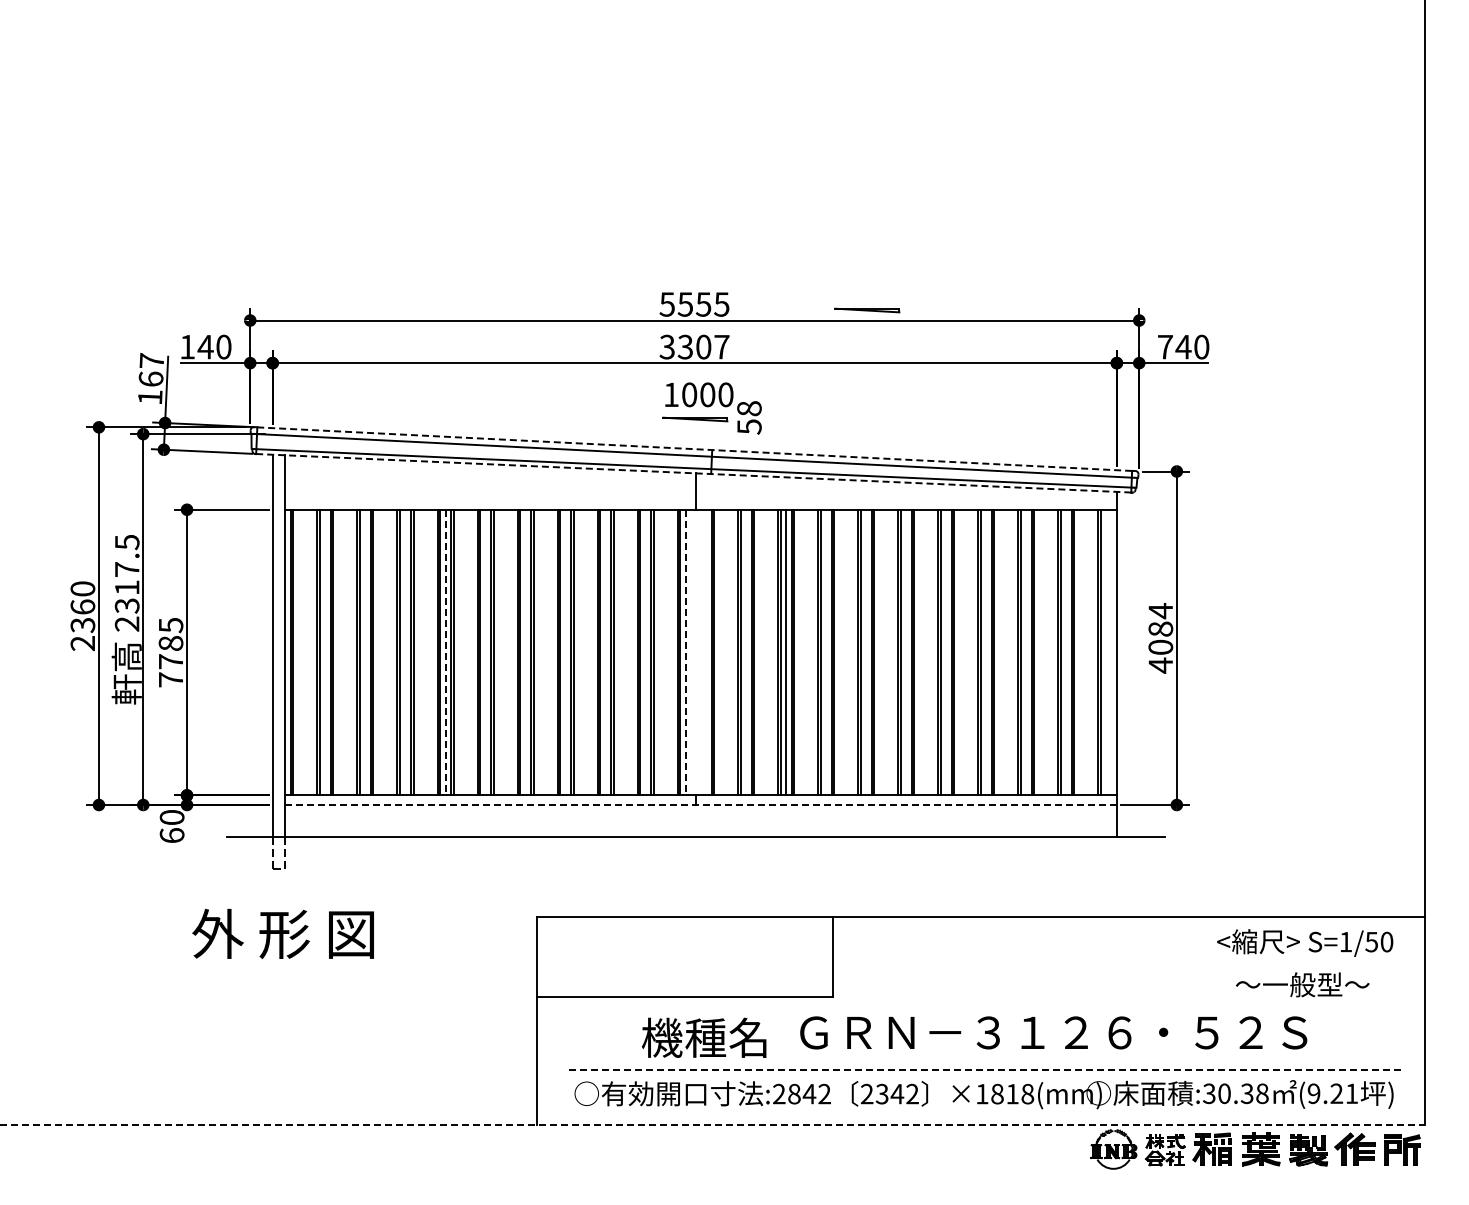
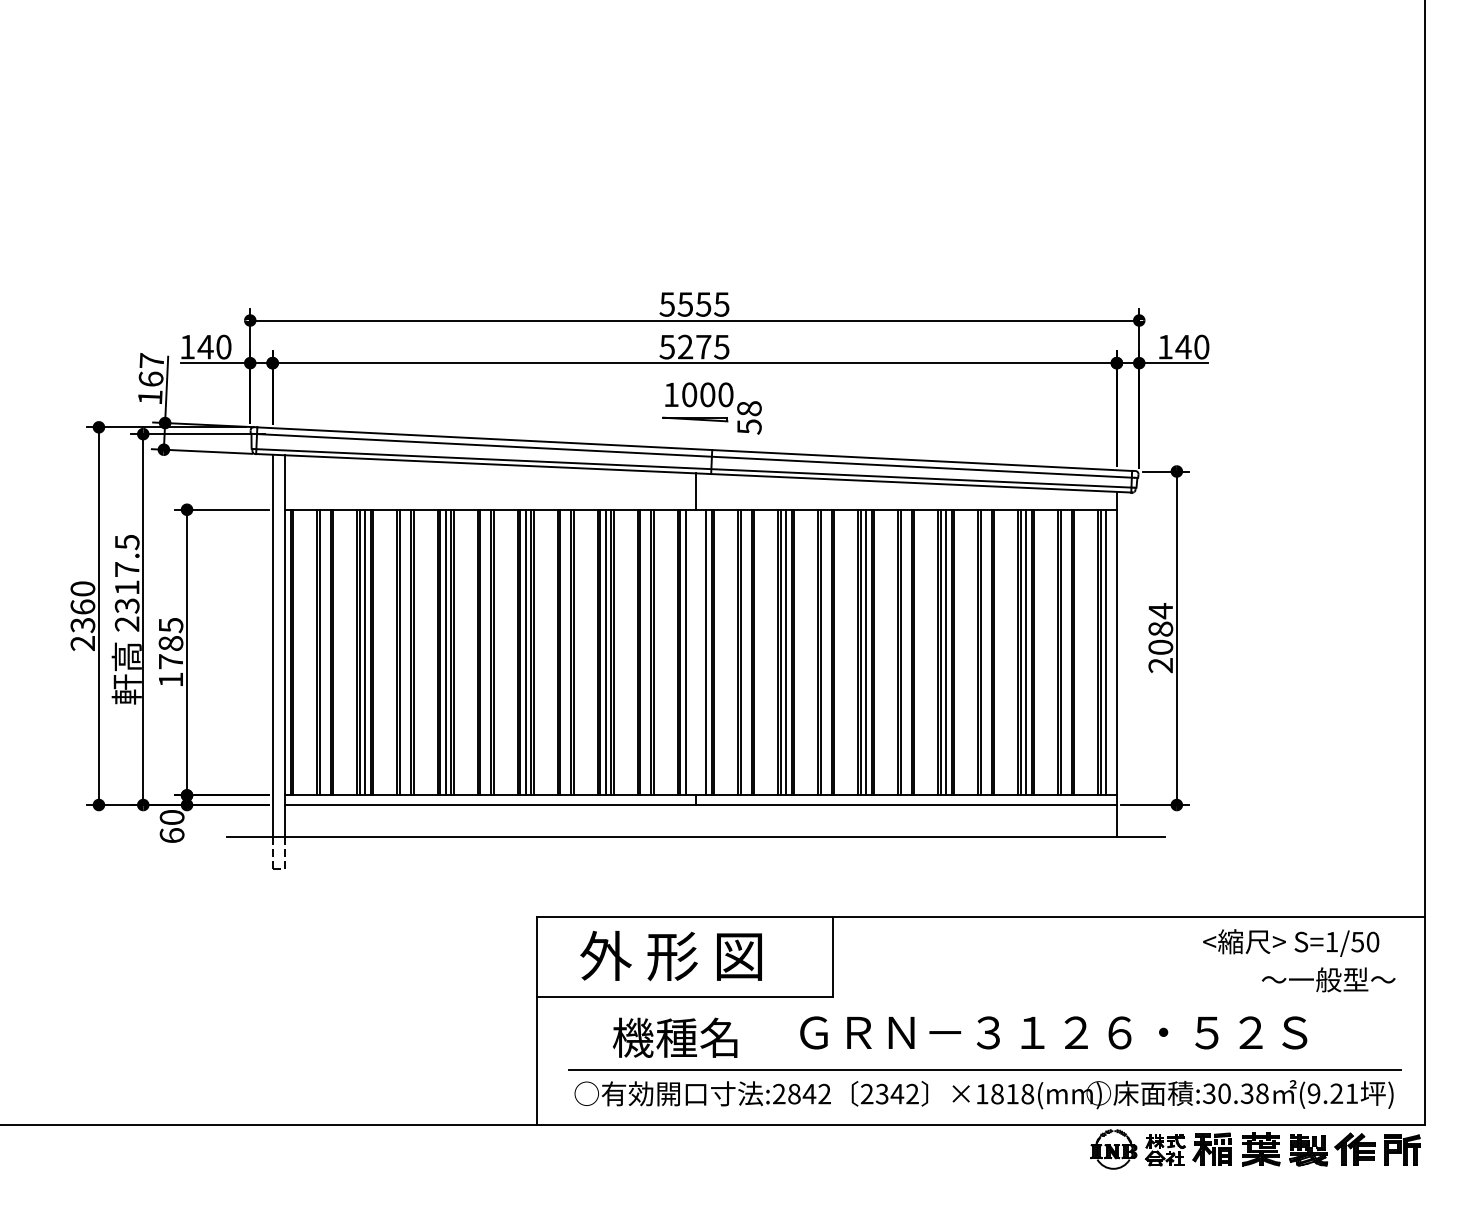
part: present -> none (867, 310)
text: 3307 -> 5275 (694, 346)
text: 740 -> 140 (1165, 347)
line: dashed -> solid (694, 449)
line: dashed -> solid (693, 473)
line: none -> present (365, 652)
line: dashed -> solid (445, 652)
line: none -> present (525, 652)
line: none -> present (605, 652)
line: dashed -> solid (685, 652)
line: none -> present (706, 652)
line: none -> present (866, 652)
line: none -> present (946, 652)
line: none -> present (1026, 652)
line: none -> present (1106, 652)
text: 4084 -> 2084 (1160, 665)
text: 7785 -> 1785 (170, 679)
line: dashed -> solid (701, 805)
text position: (282, 934) -> (670, 956) (670, 956)
text position: (1305, 942) -> (1291, 942) (1291, 942)
text position: (1302, 984) -> (1328, 979) (1328, 979)
text position: (703, 1037) -> (674, 1037) (674, 1037)
line: dashed -> solid (985, 1069)
line: dashed -> solid (713, 1125)
